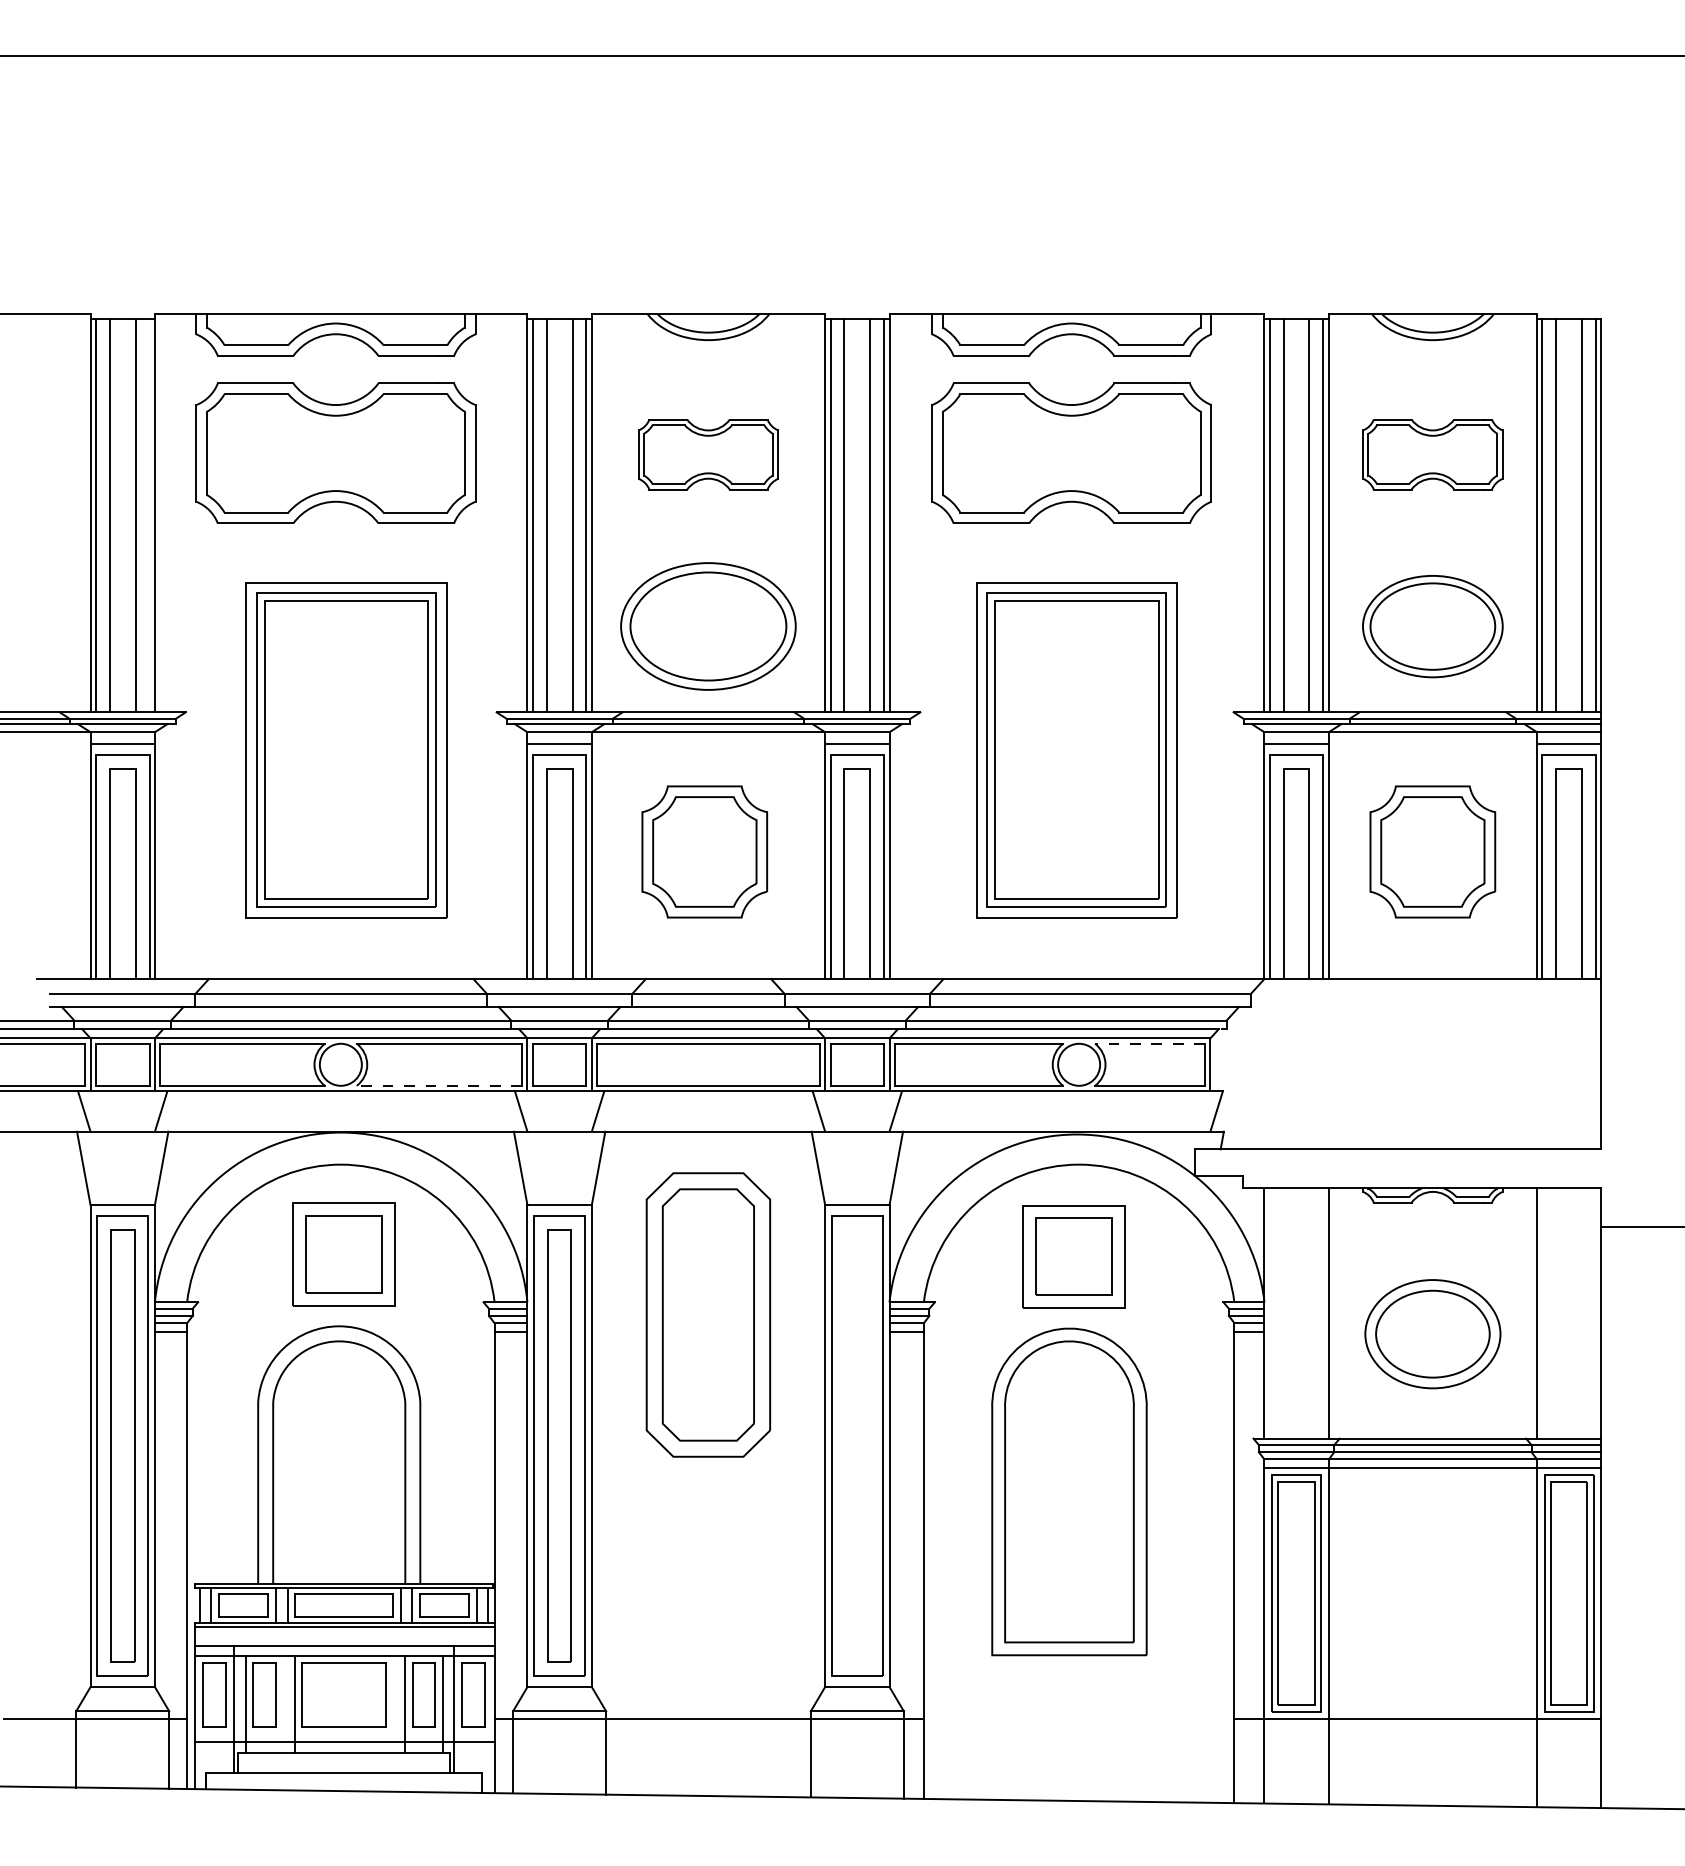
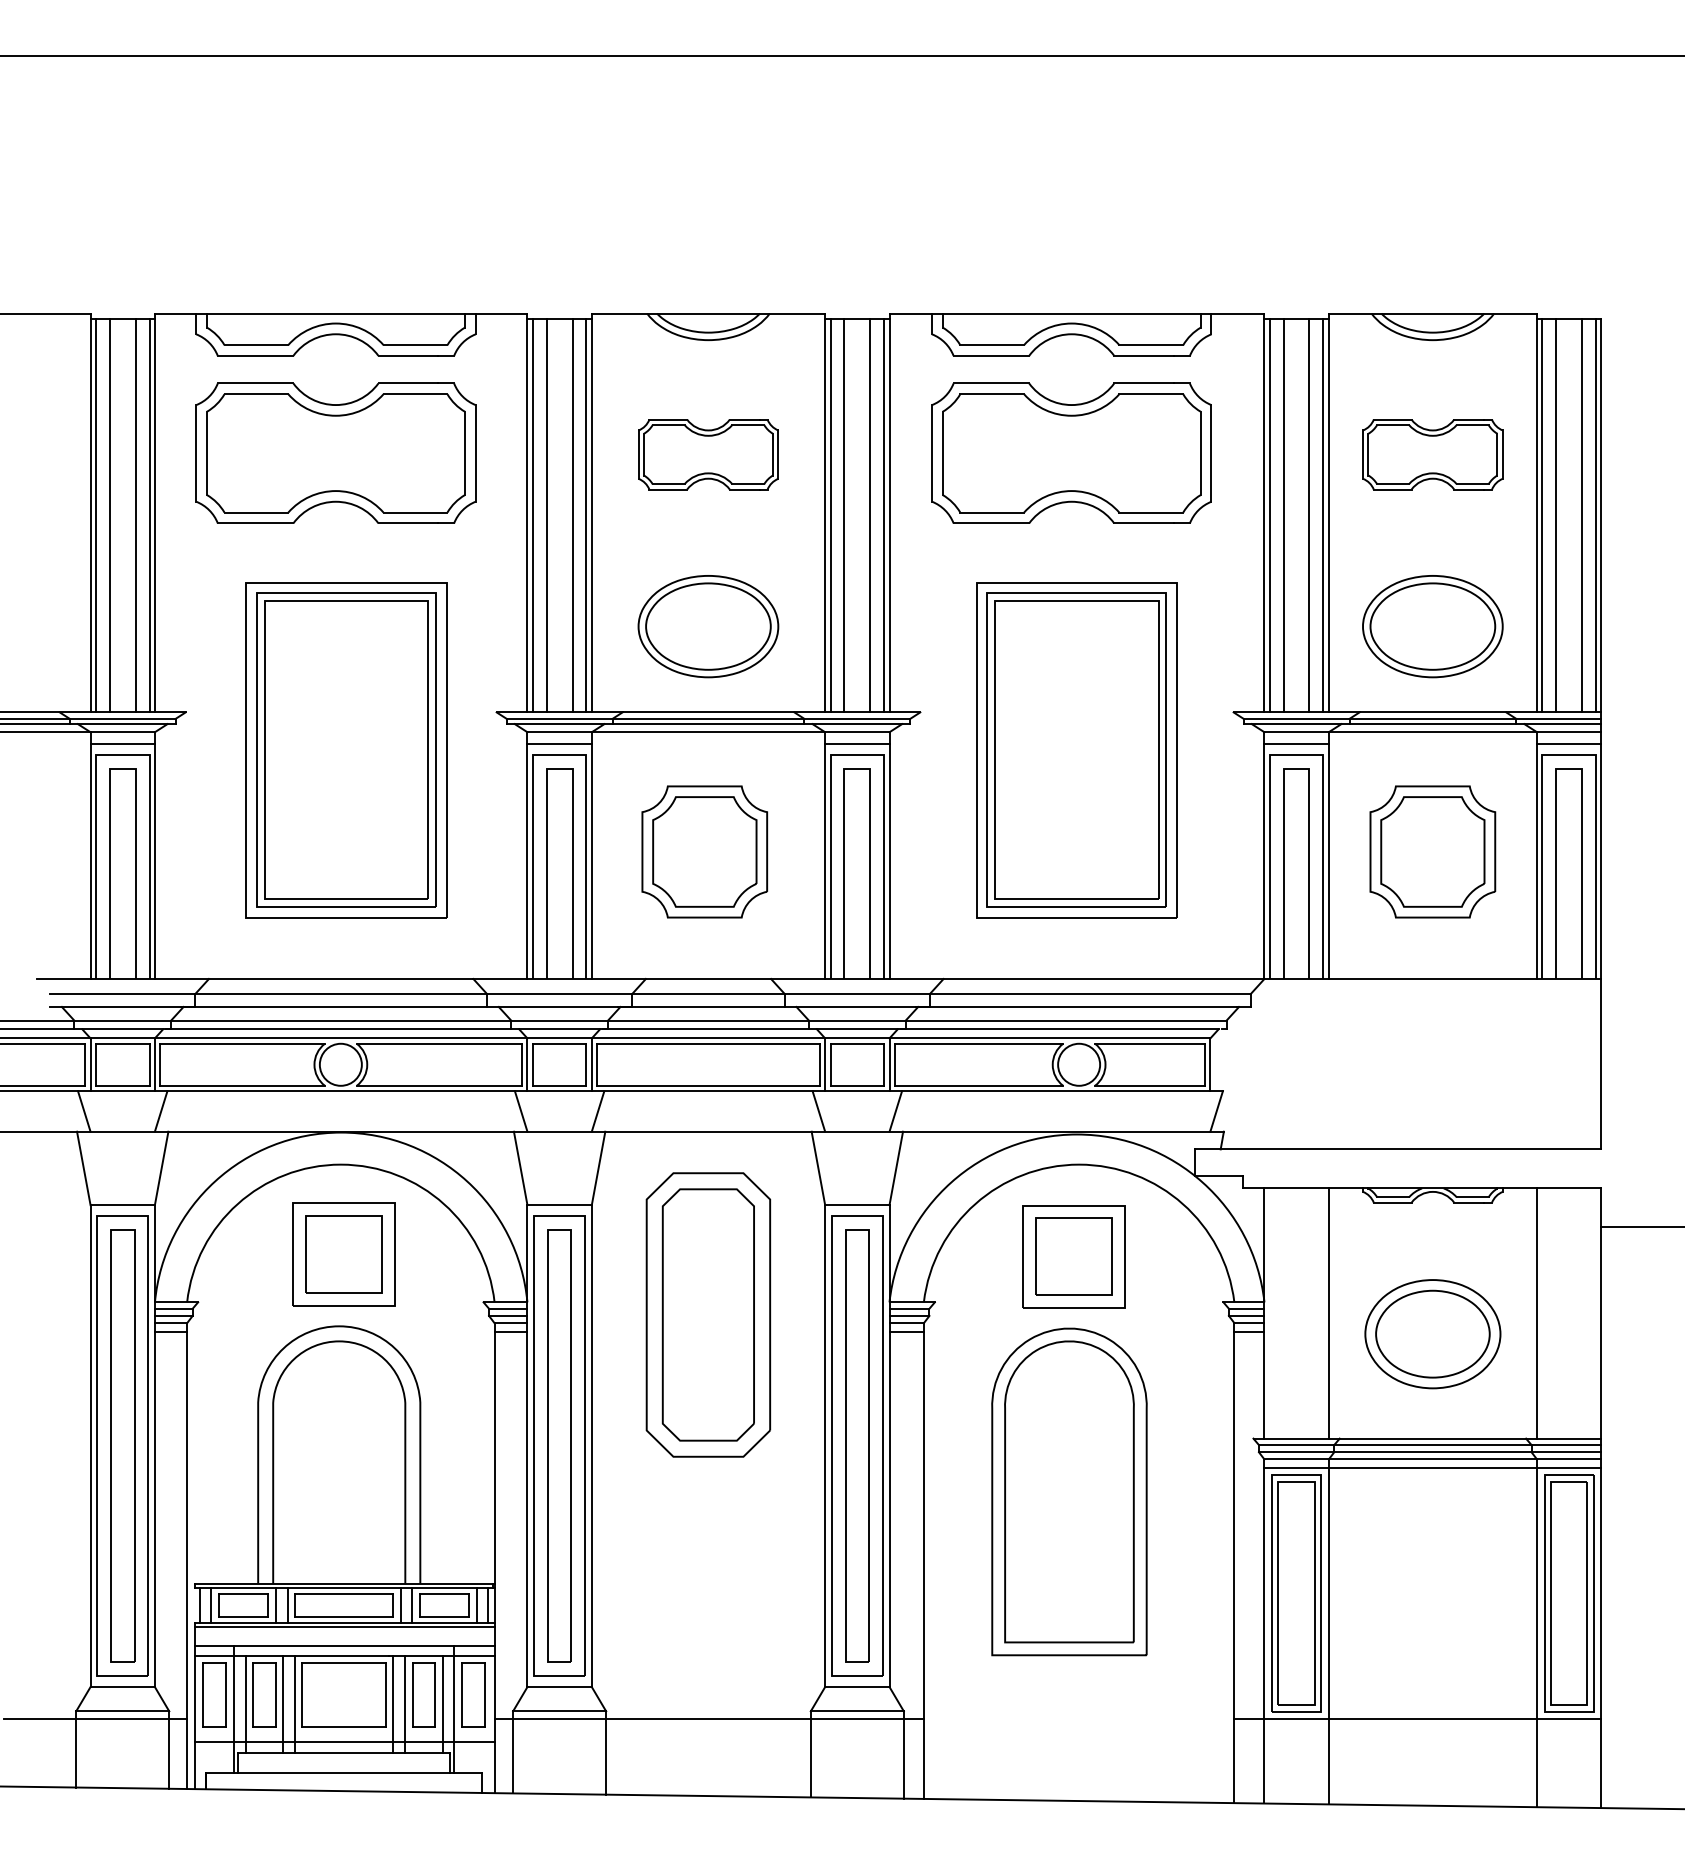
line: none -> present (149, 515)
part size: 177x129 px -> 143x104 px (708, 626)
line: dashed -> solid (1150, 1043)
line: dashed -> solid (439, 1085)
part: none -> present (857, 1445)
line: none -> present (283, 1704)
line: none -> present (393, 1704)
